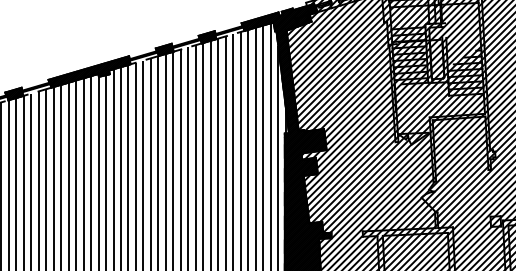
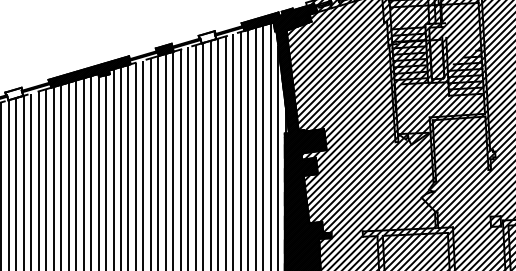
hatch: present -> none (207, 37)
hatch: present -> none (14, 93)
